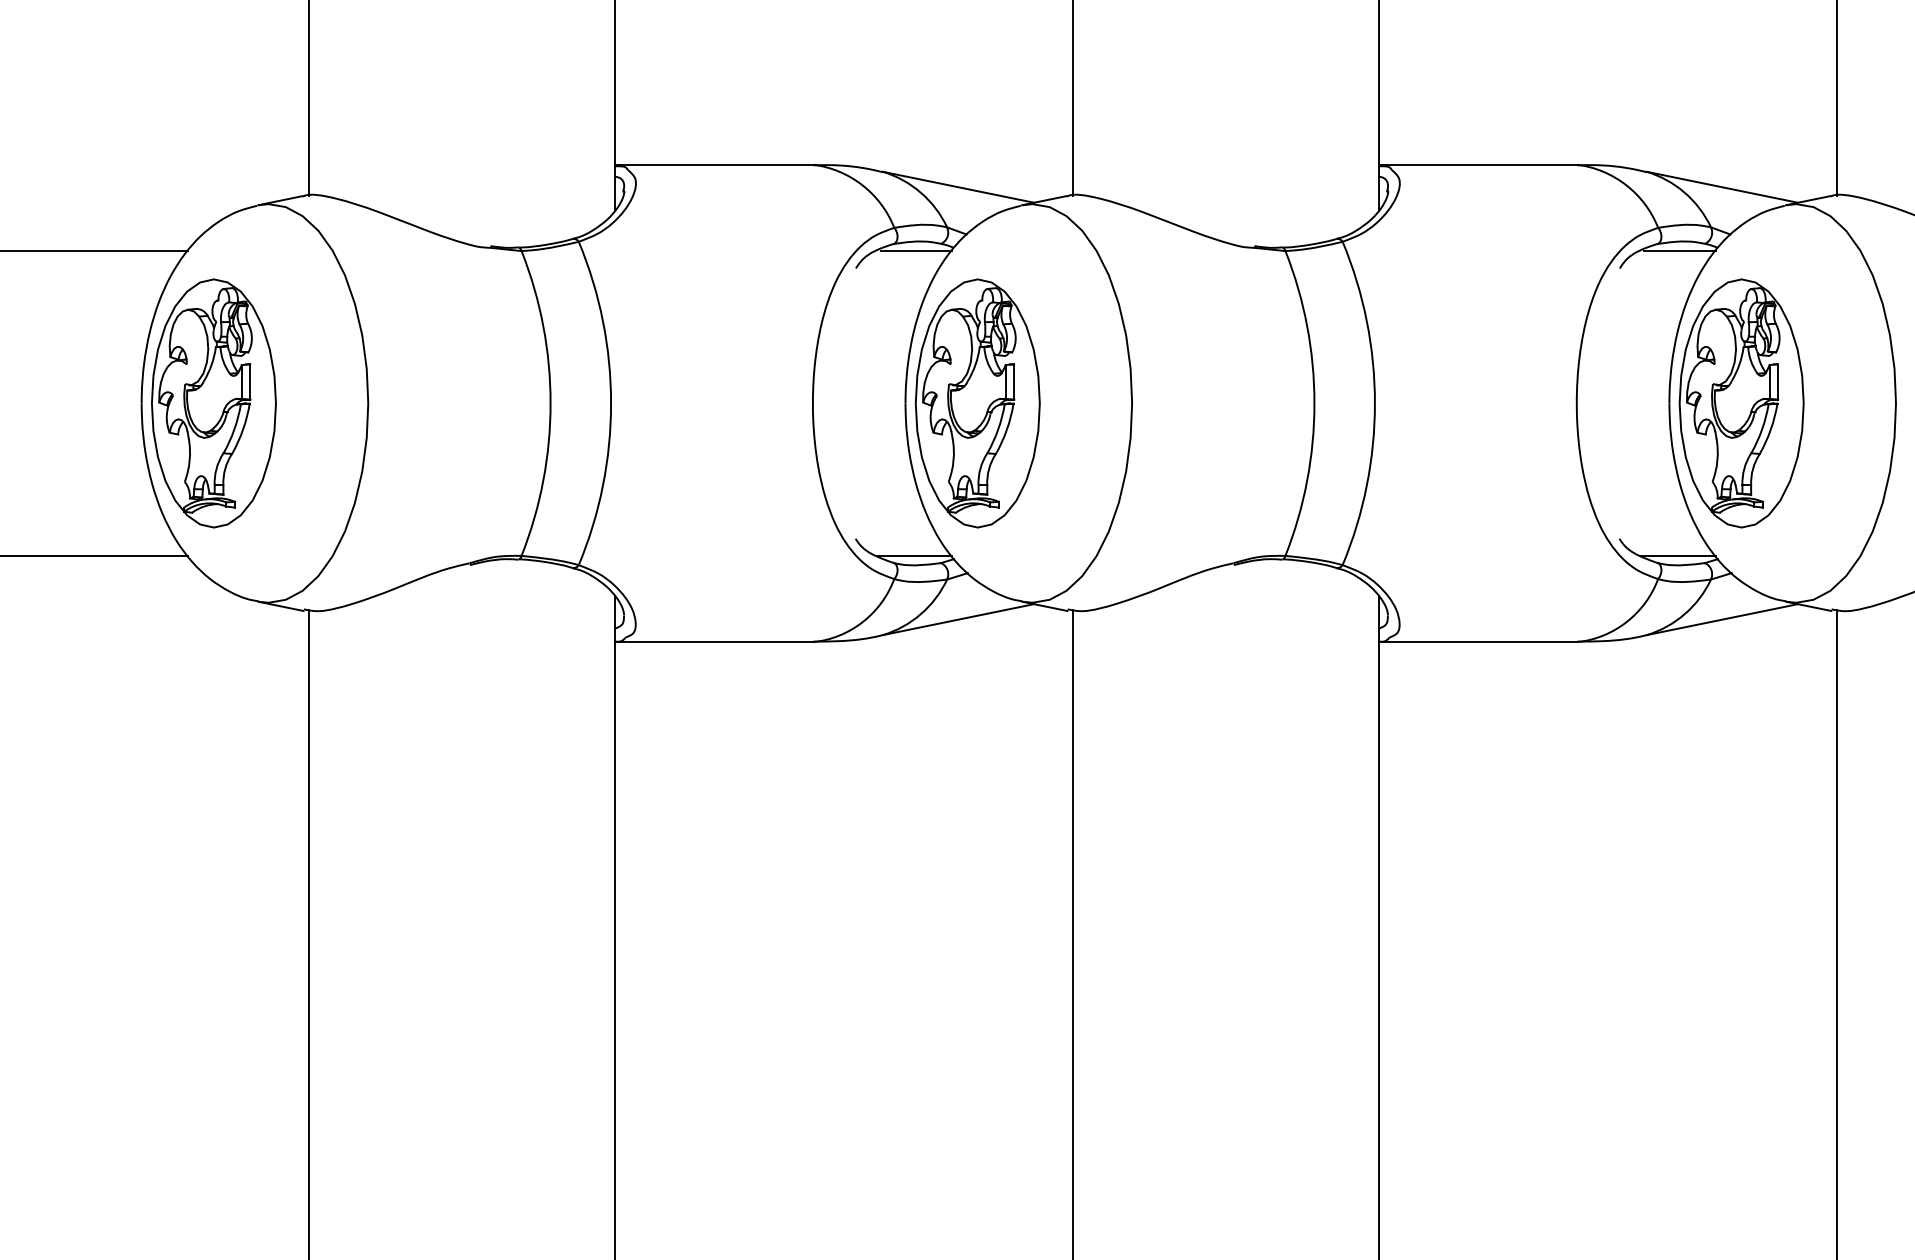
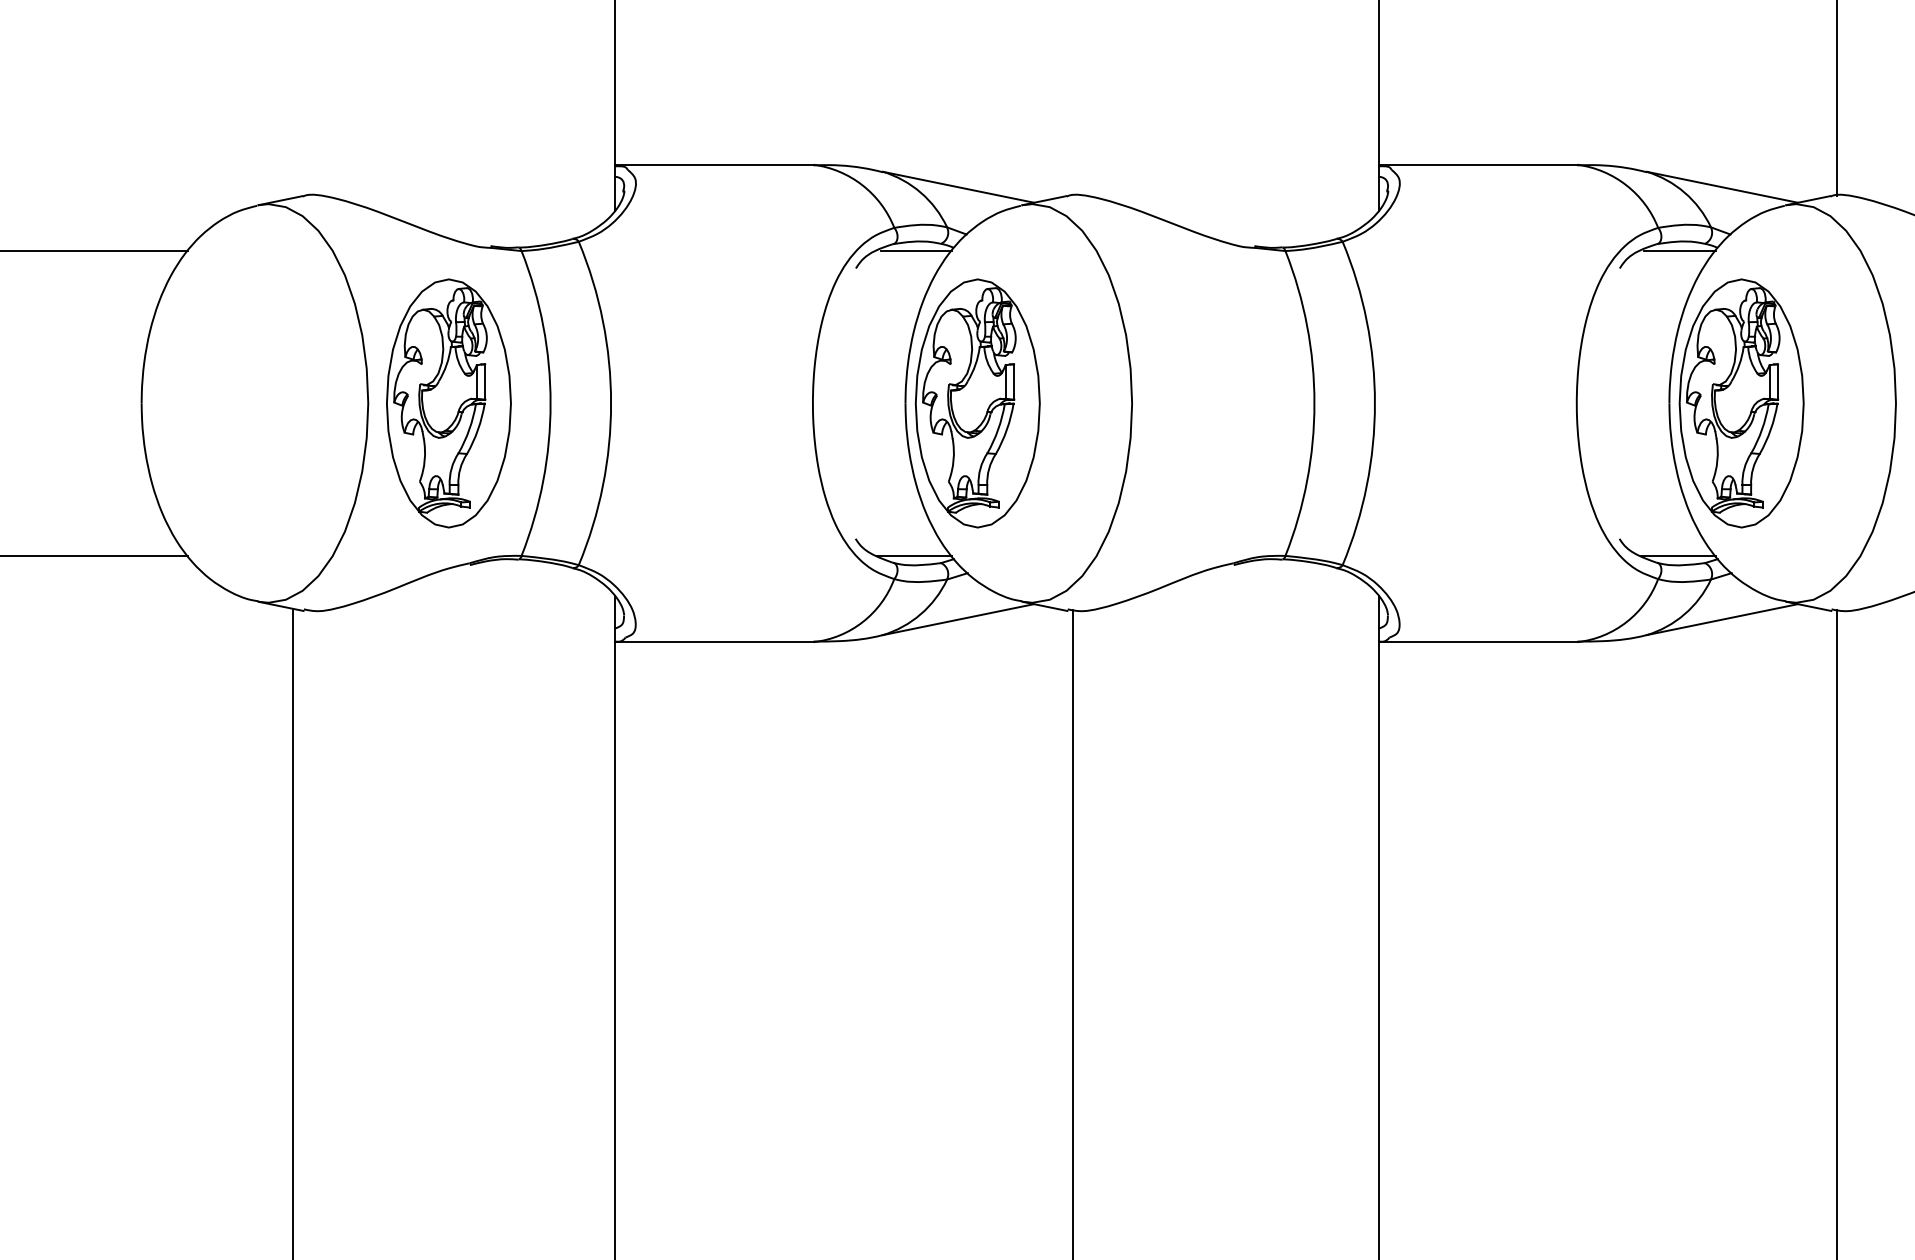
line: present -> none (309, 99)
line: present -> none (1073, 99)
part position: (213, 403) -> (448, 403) (448, 403)
line position: (309, 932) -> (293, 932) (293, 932)
